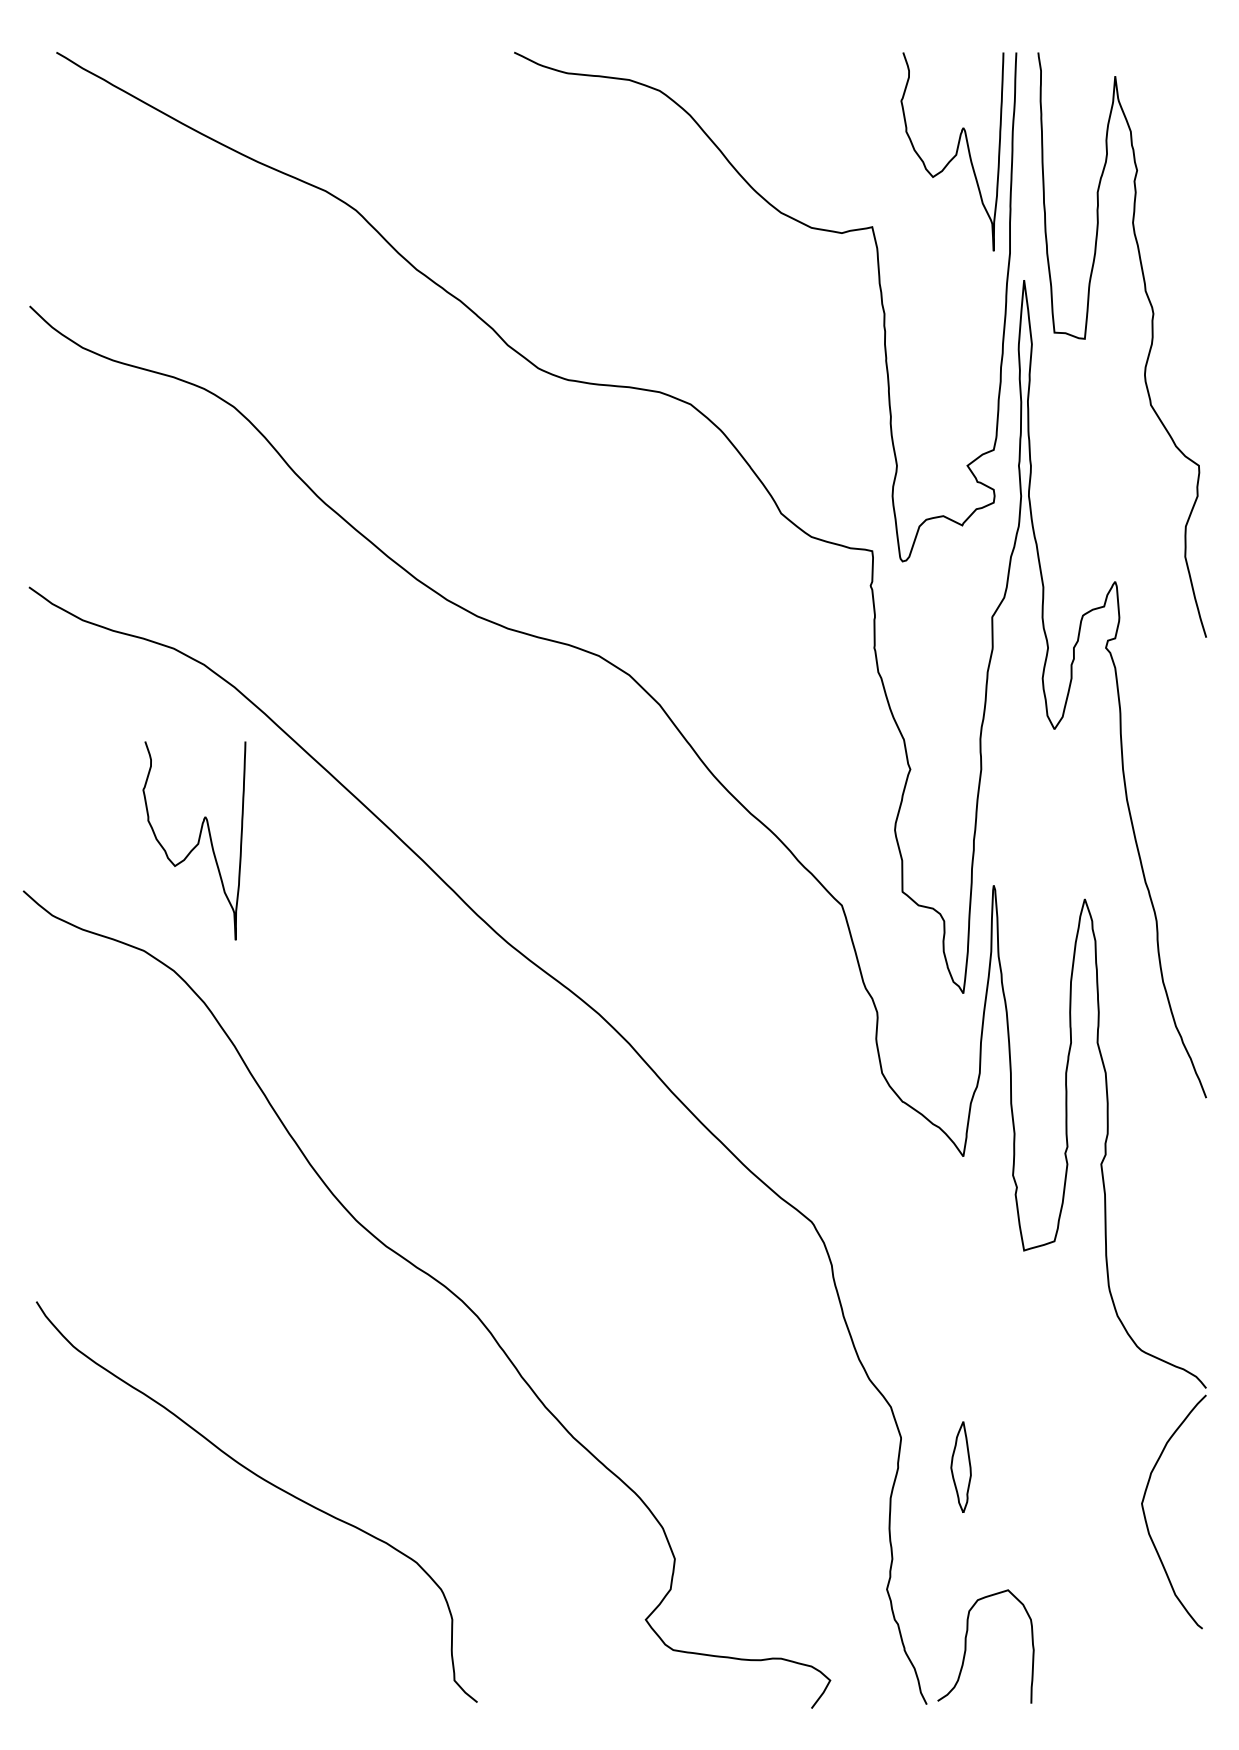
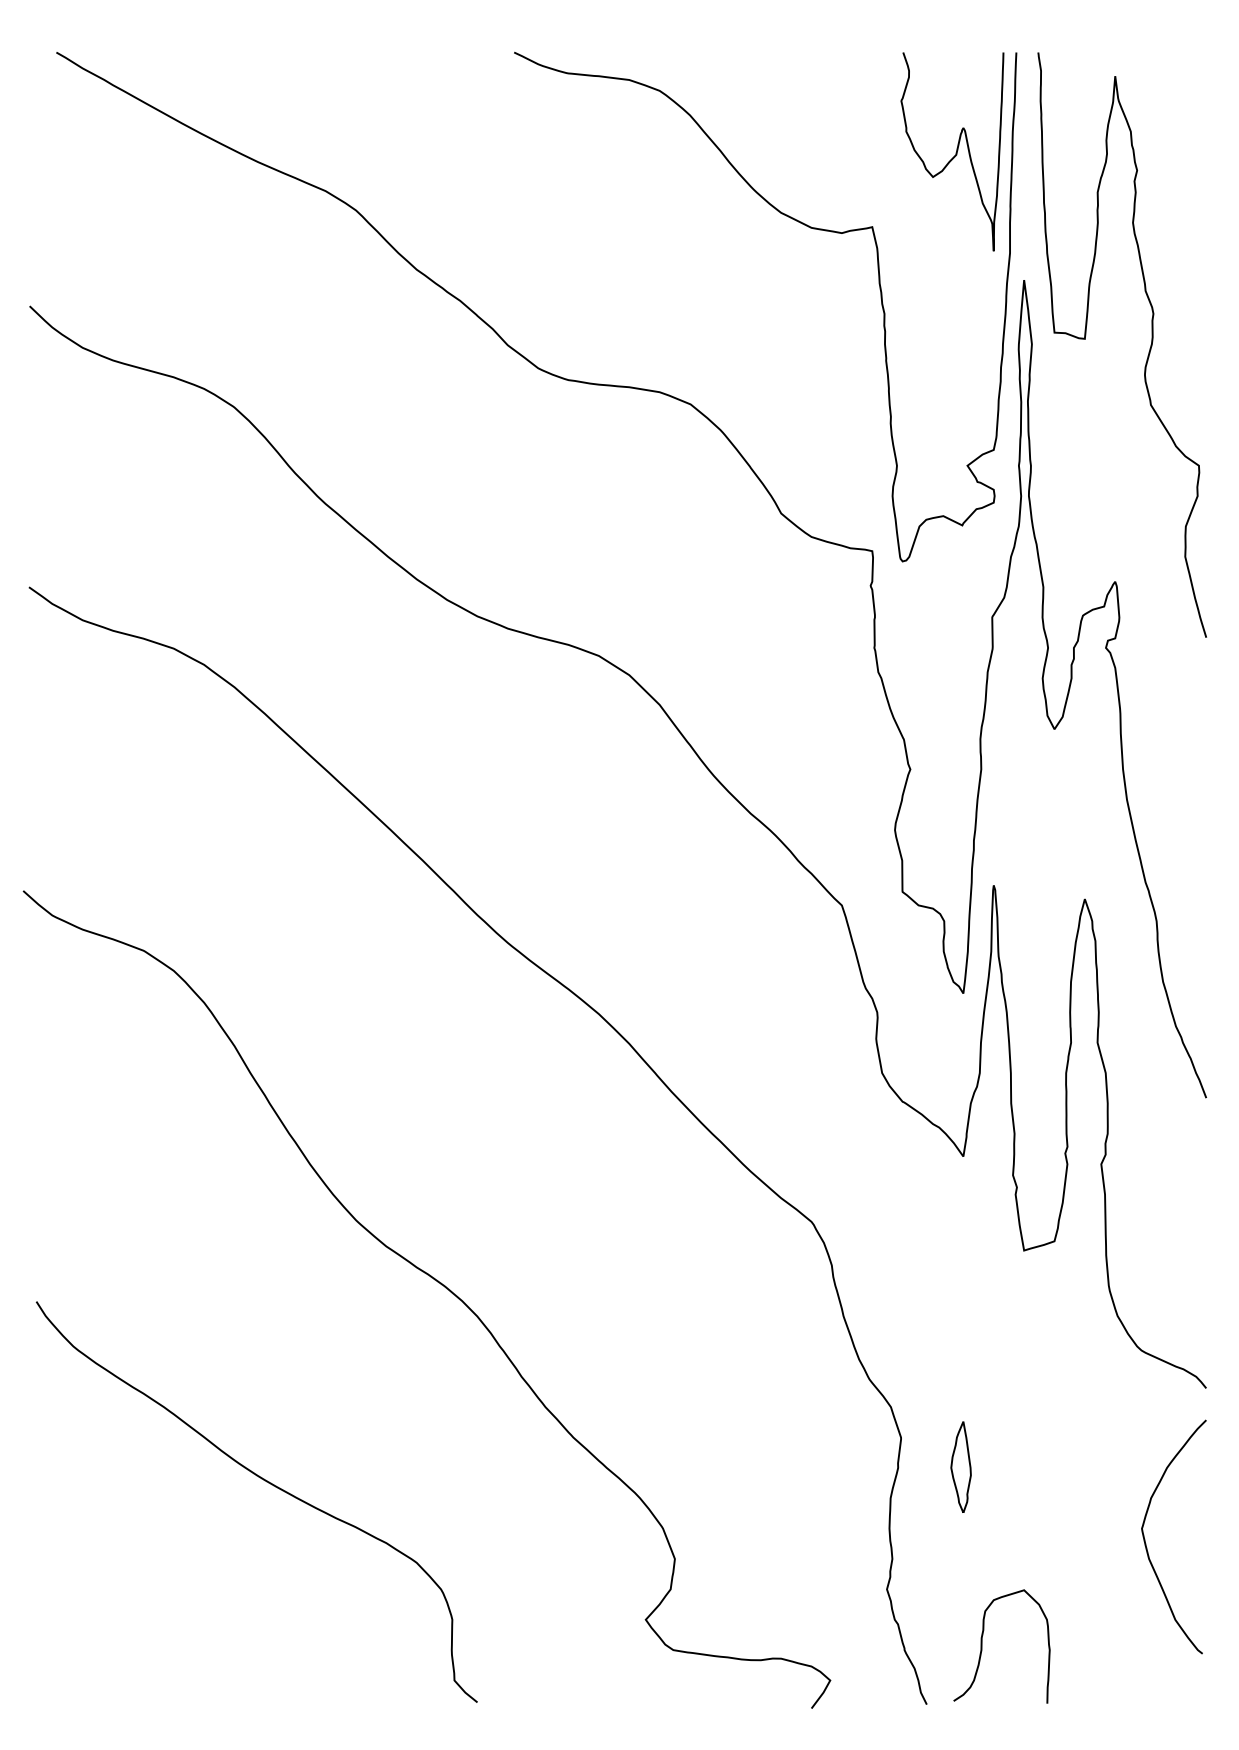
curve: present -> none (197, 841)
curve position: (1146, 1518) -> (1146, 1543) (1146, 1543)
curve position: (966, 1646) -> (982, 1646) (982, 1646)
